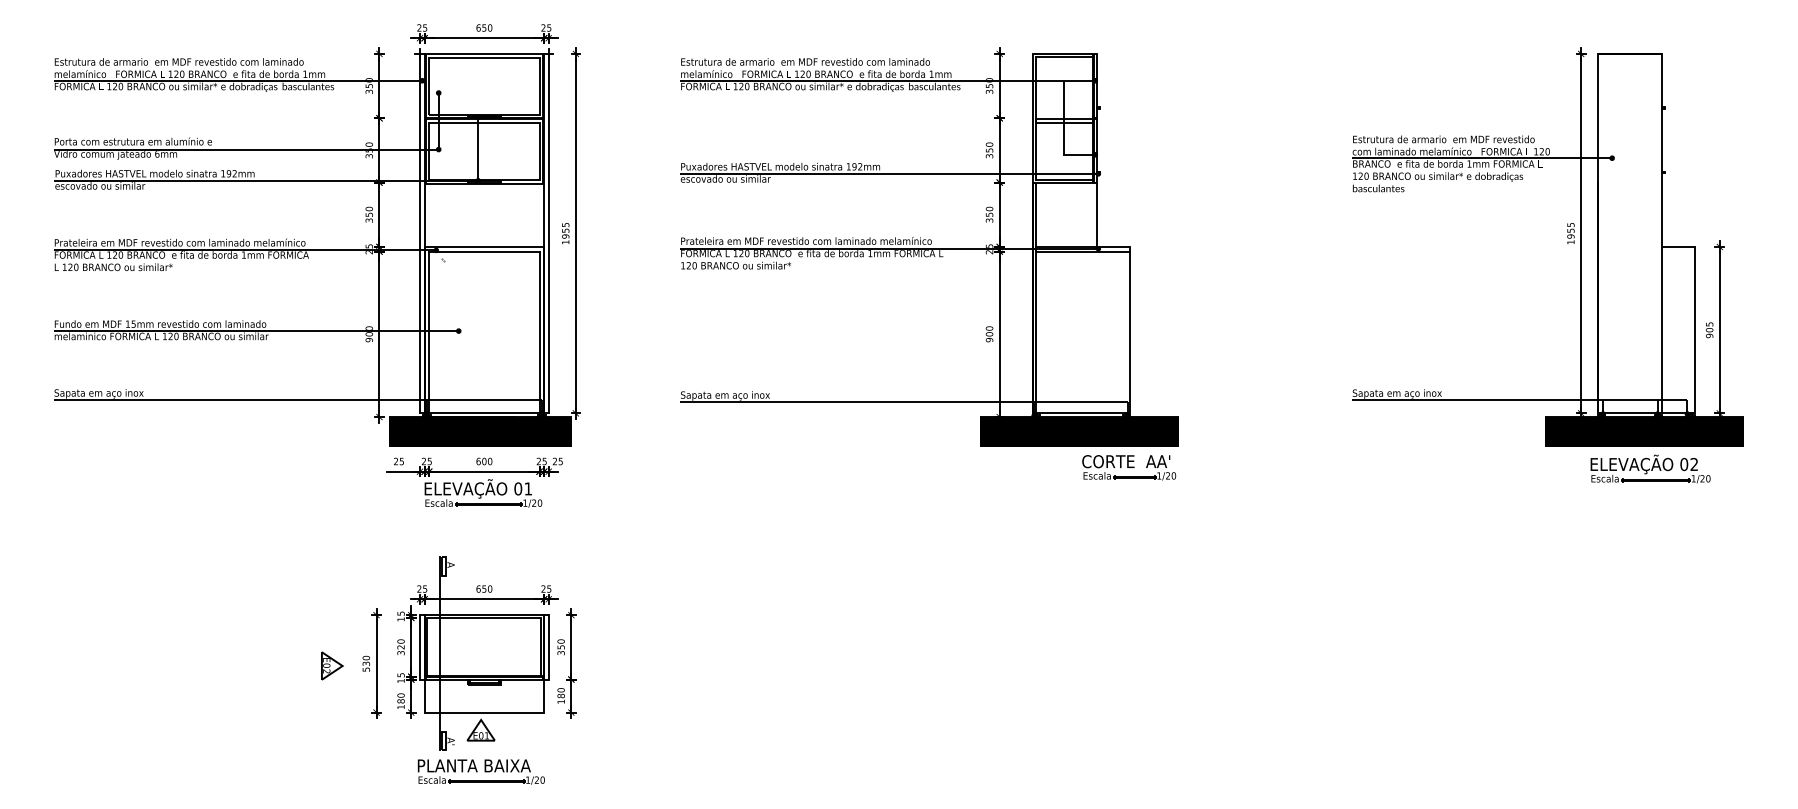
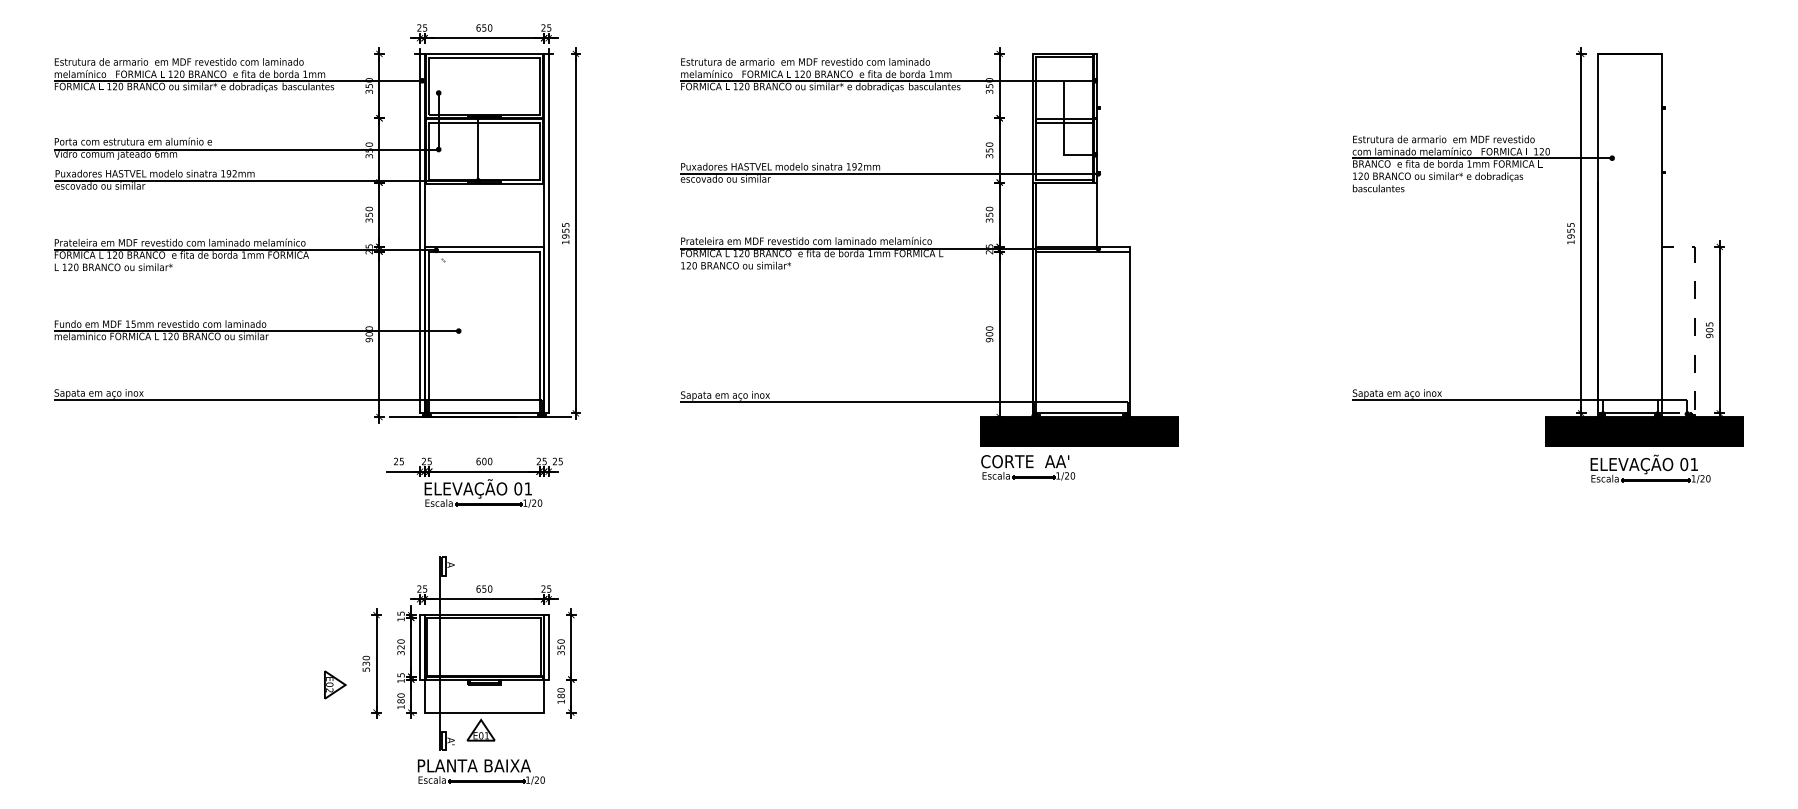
line: solid -> dashed (1695, 329)
fill: present -> none (479, 431)
text: 02 -> 01 (1693, 463)
part position: (1129, 467) -> (1028, 467) (1028, 467)
part position: (332, 665) -> (335, 684) (335, 684)
